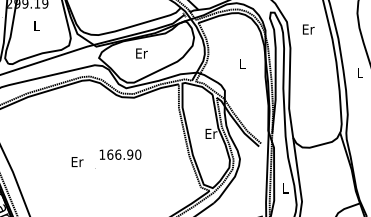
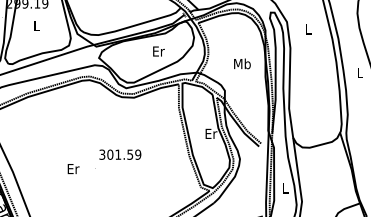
text: Er -> L (308, 29)
text position: (141, 53) -> (158, 51) (158, 51)
text: L -> Mb (242, 63)
text: 166.90 -> 301.59 (120, 154)
text position: (77, 162) -> (73, 169) (73, 169)
